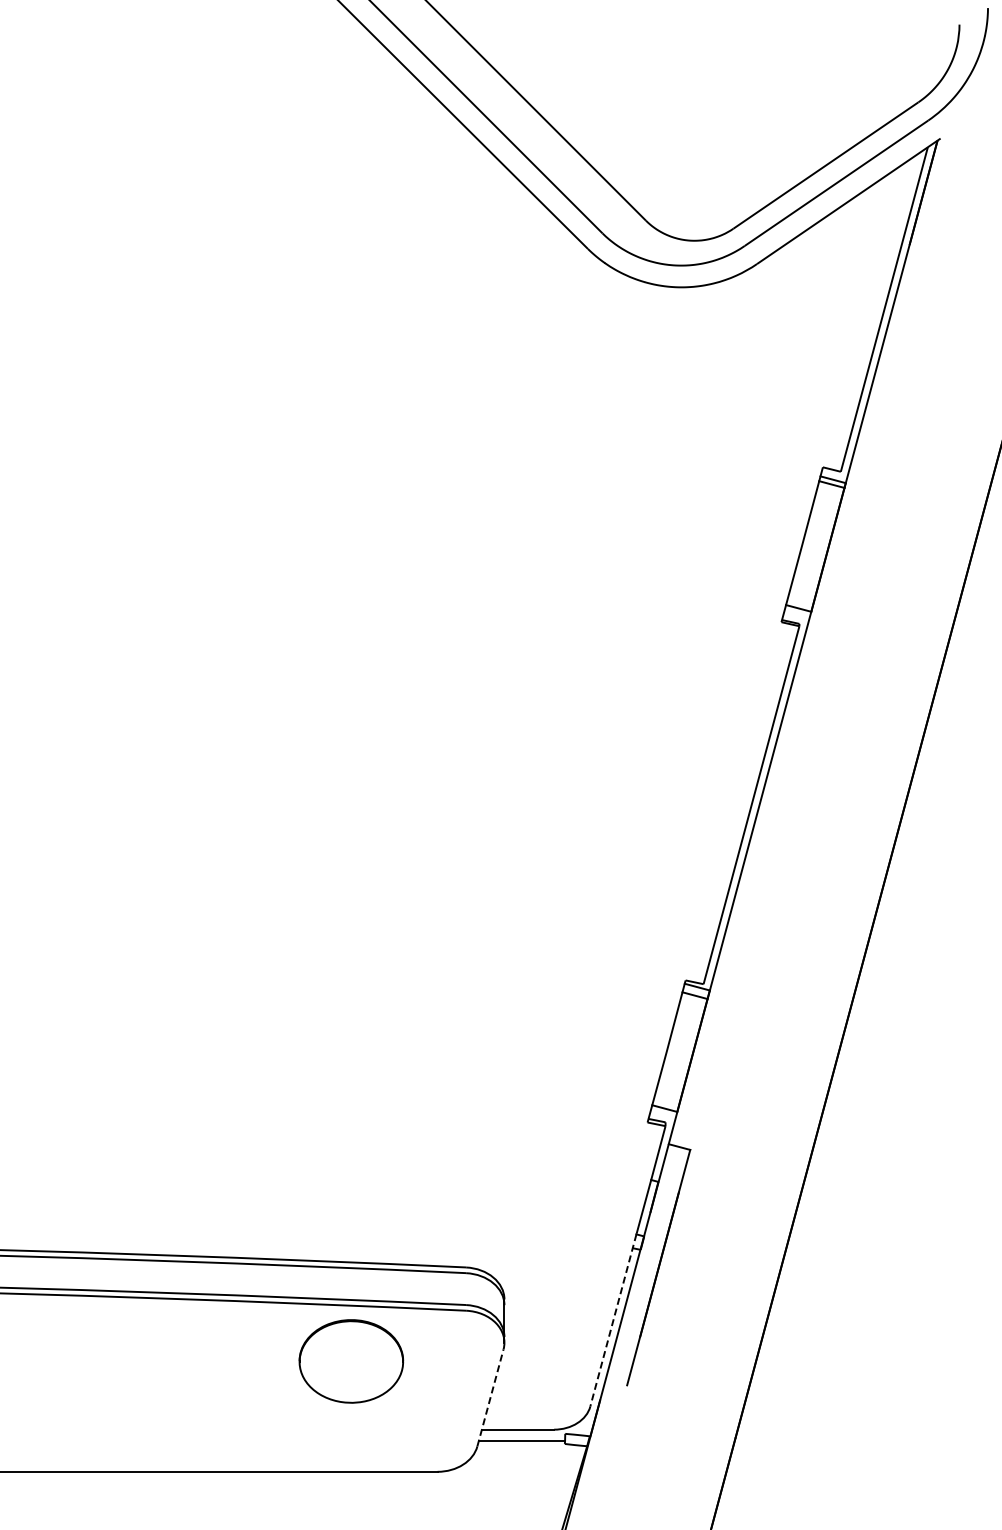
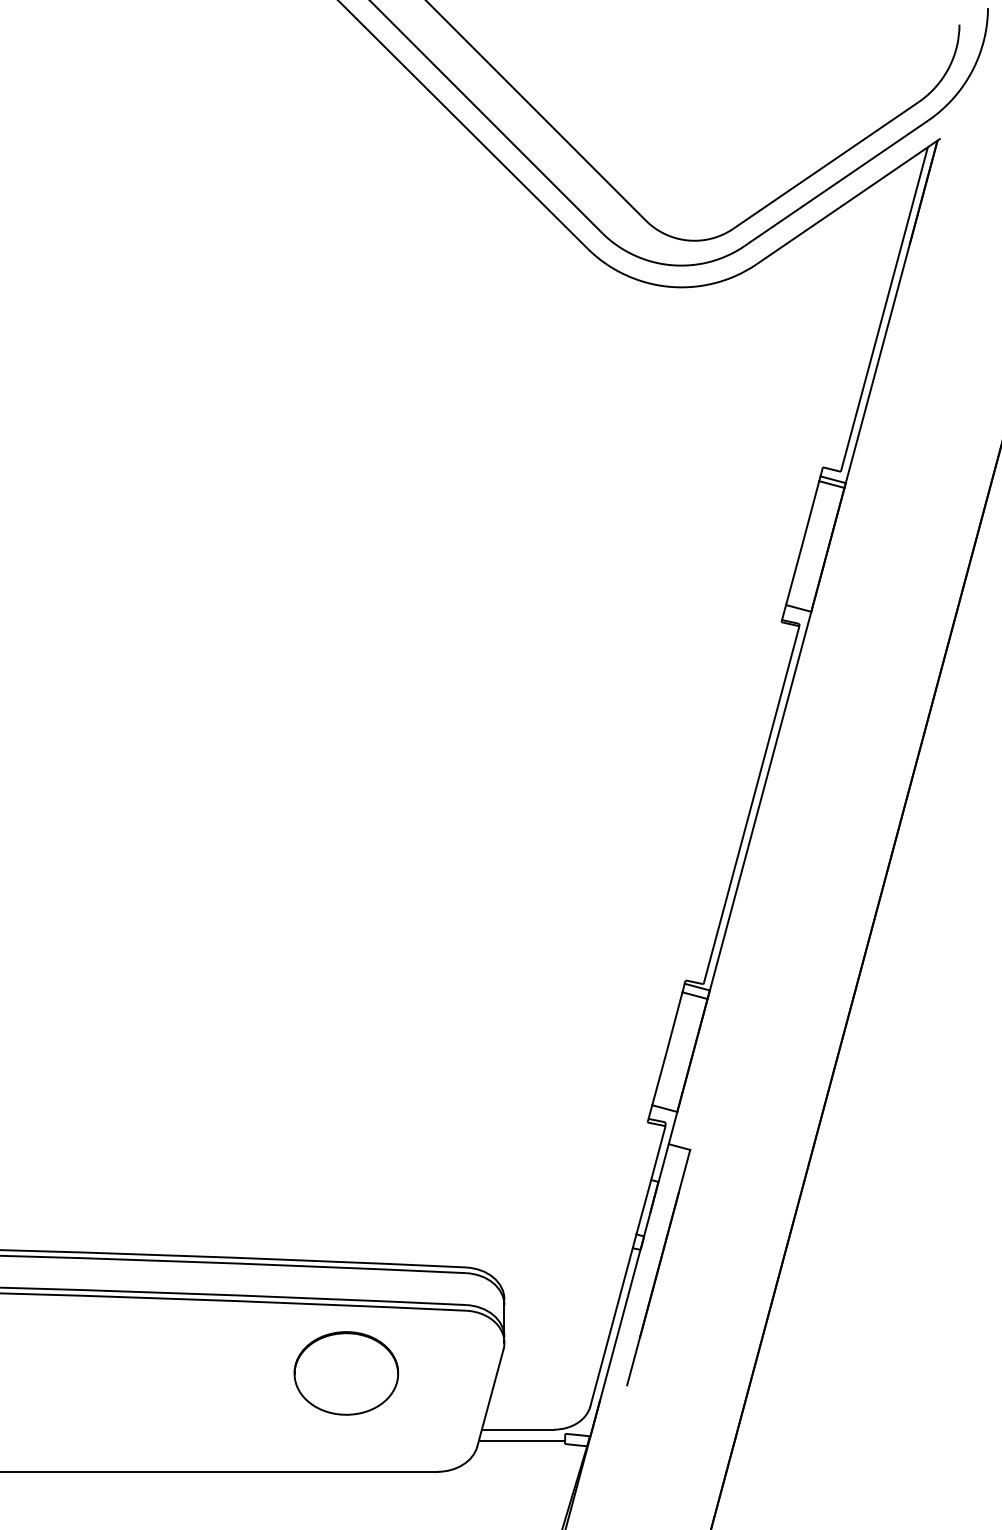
line: dashed -> solid (613, 1320)
part position: (351, 1361) -> (346, 1373) (346, 1373)
line: dashed -> solid (490, 1397)
